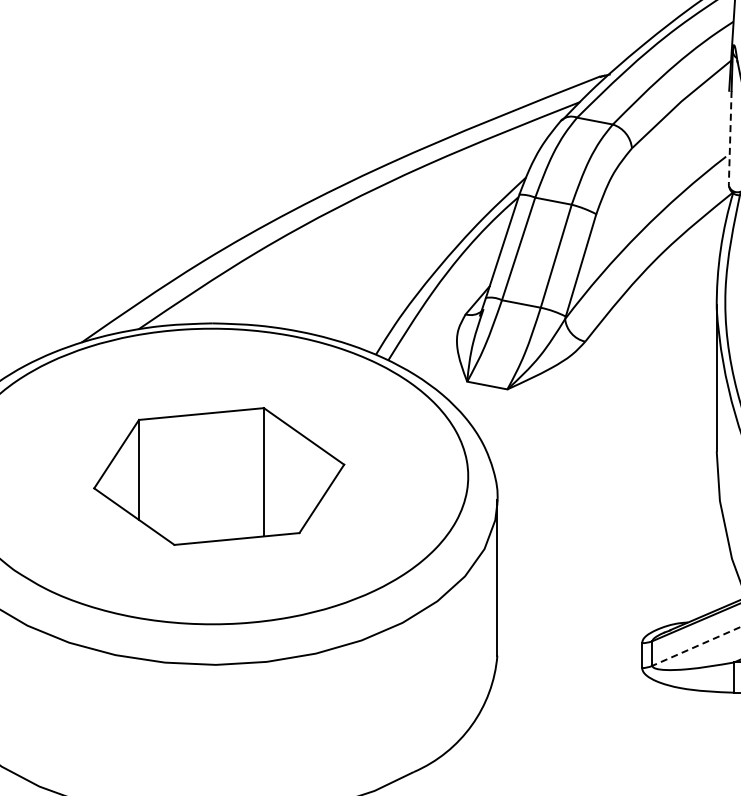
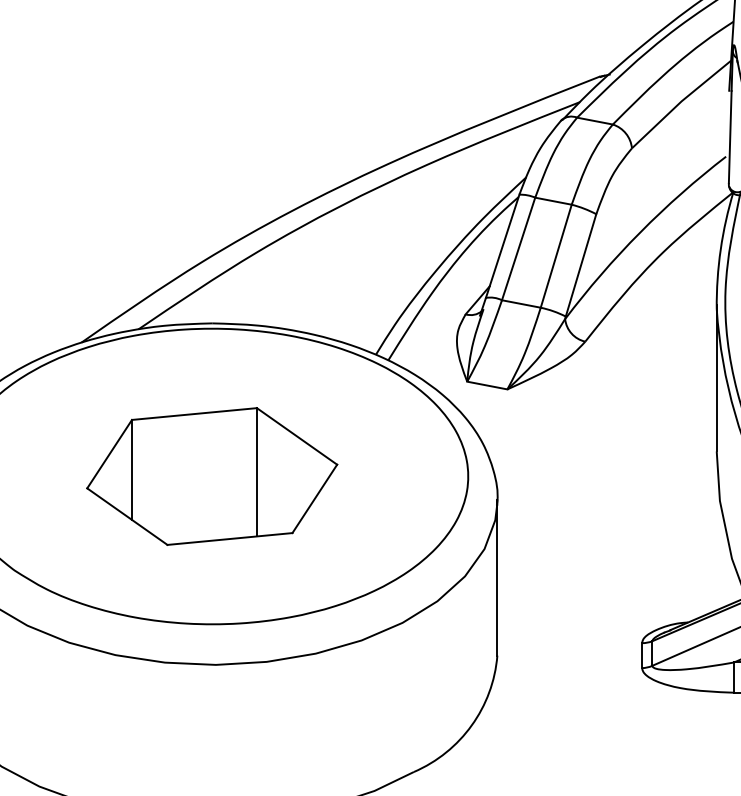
line: dashed -> solid (730, 137)
part position: (219, 476) -> (212, 476) (212, 476)
line: dashed -> solid (696, 646)
